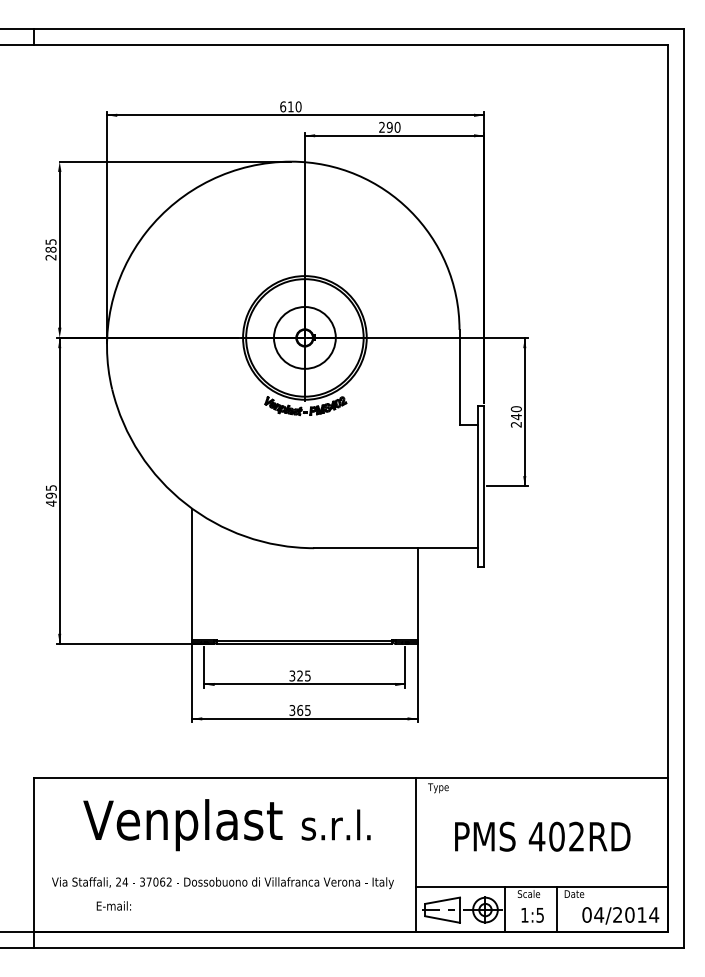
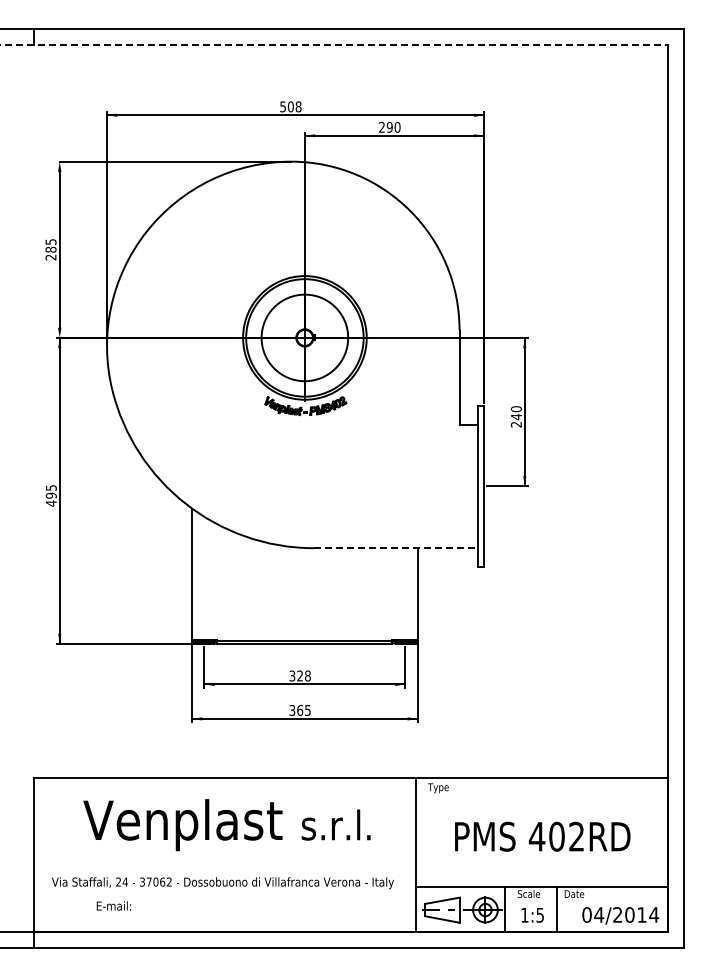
line: solid -> dashed (334, 44)
text: 610 -> 508 (290, 106)
circle diameter: 62 px -> 87 px (304, 337)
line: solid -> dashed (396, 548)
text: 325 -> 328 (307, 675)
